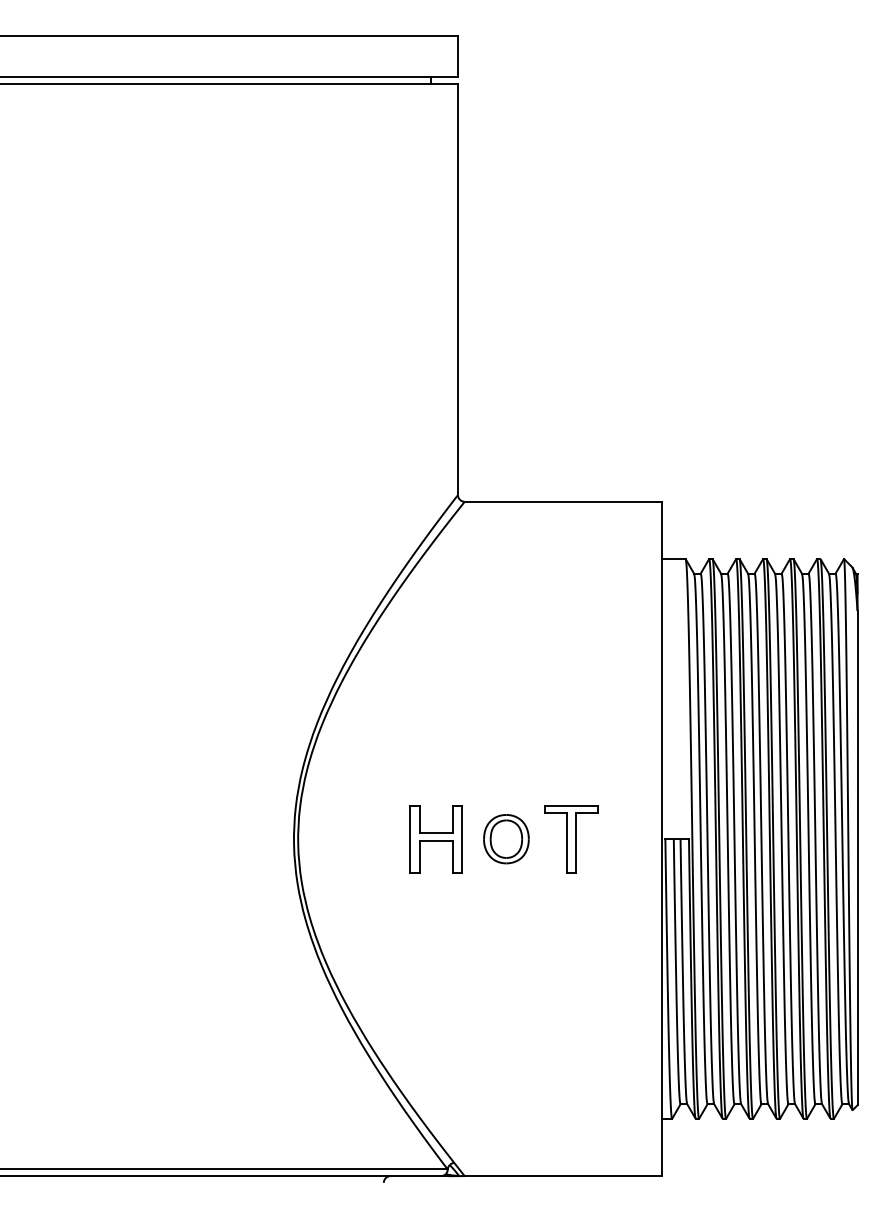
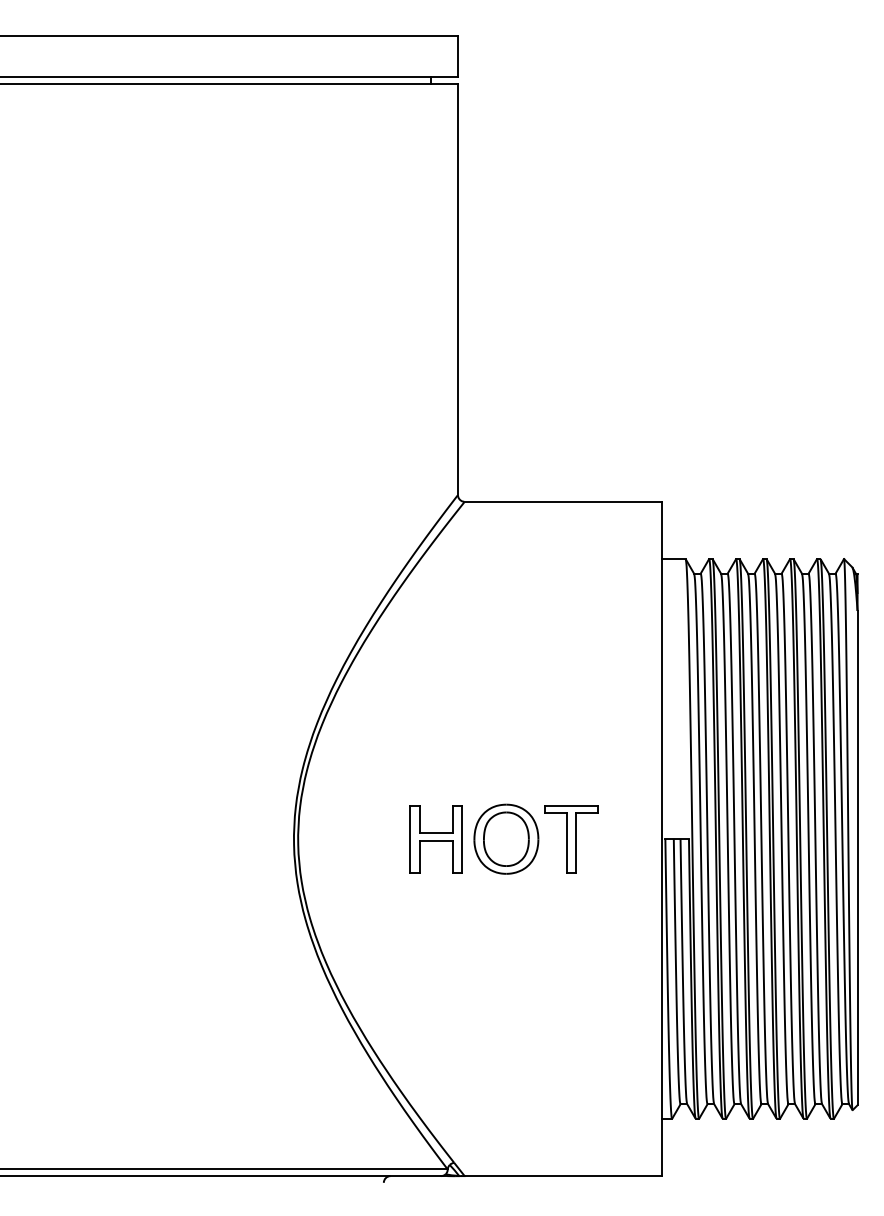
part size: 47x51 px -> 67x72 px (506, 838)
